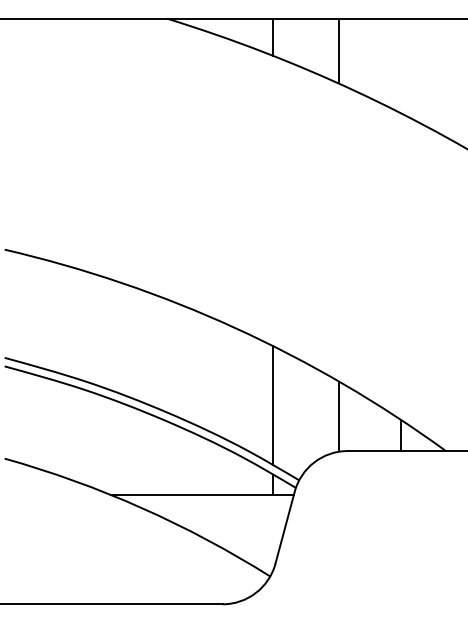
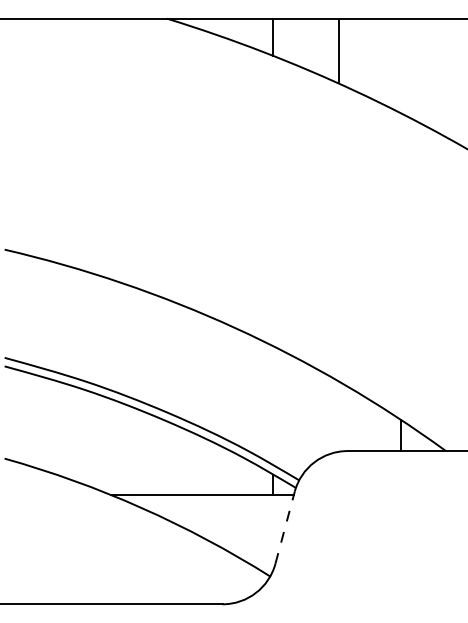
line: present -> none (272, 405)
line: present -> none (338, 416)
line: solid -> dashed (285, 527)
